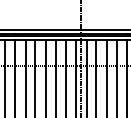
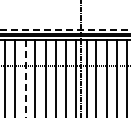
line: solid -> dashed (65, 29)
line: solid -> dashed (25, 78)
